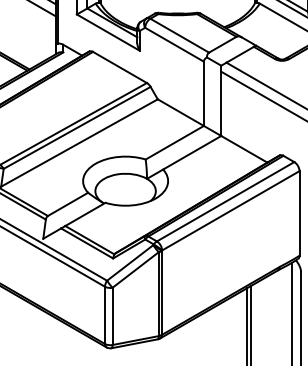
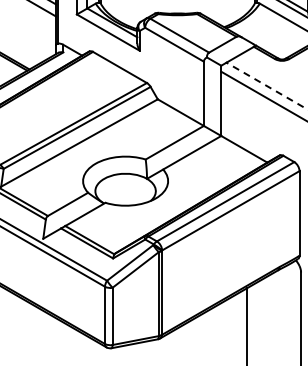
line: solid -> dashed (267, 86)
line: present -> none (292, 312)
line: present -> none (250, 324)
